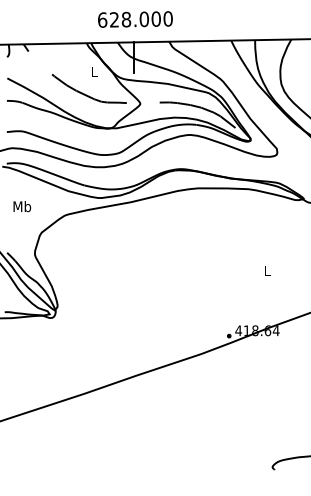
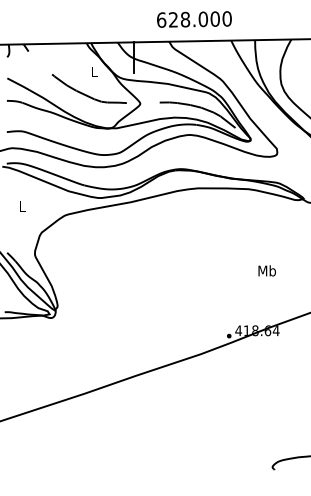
text position: (135, 19) -> (194, 19) (194, 19)
text: Mb -> L (22, 206)
text: L -> Mb (266, 270)
